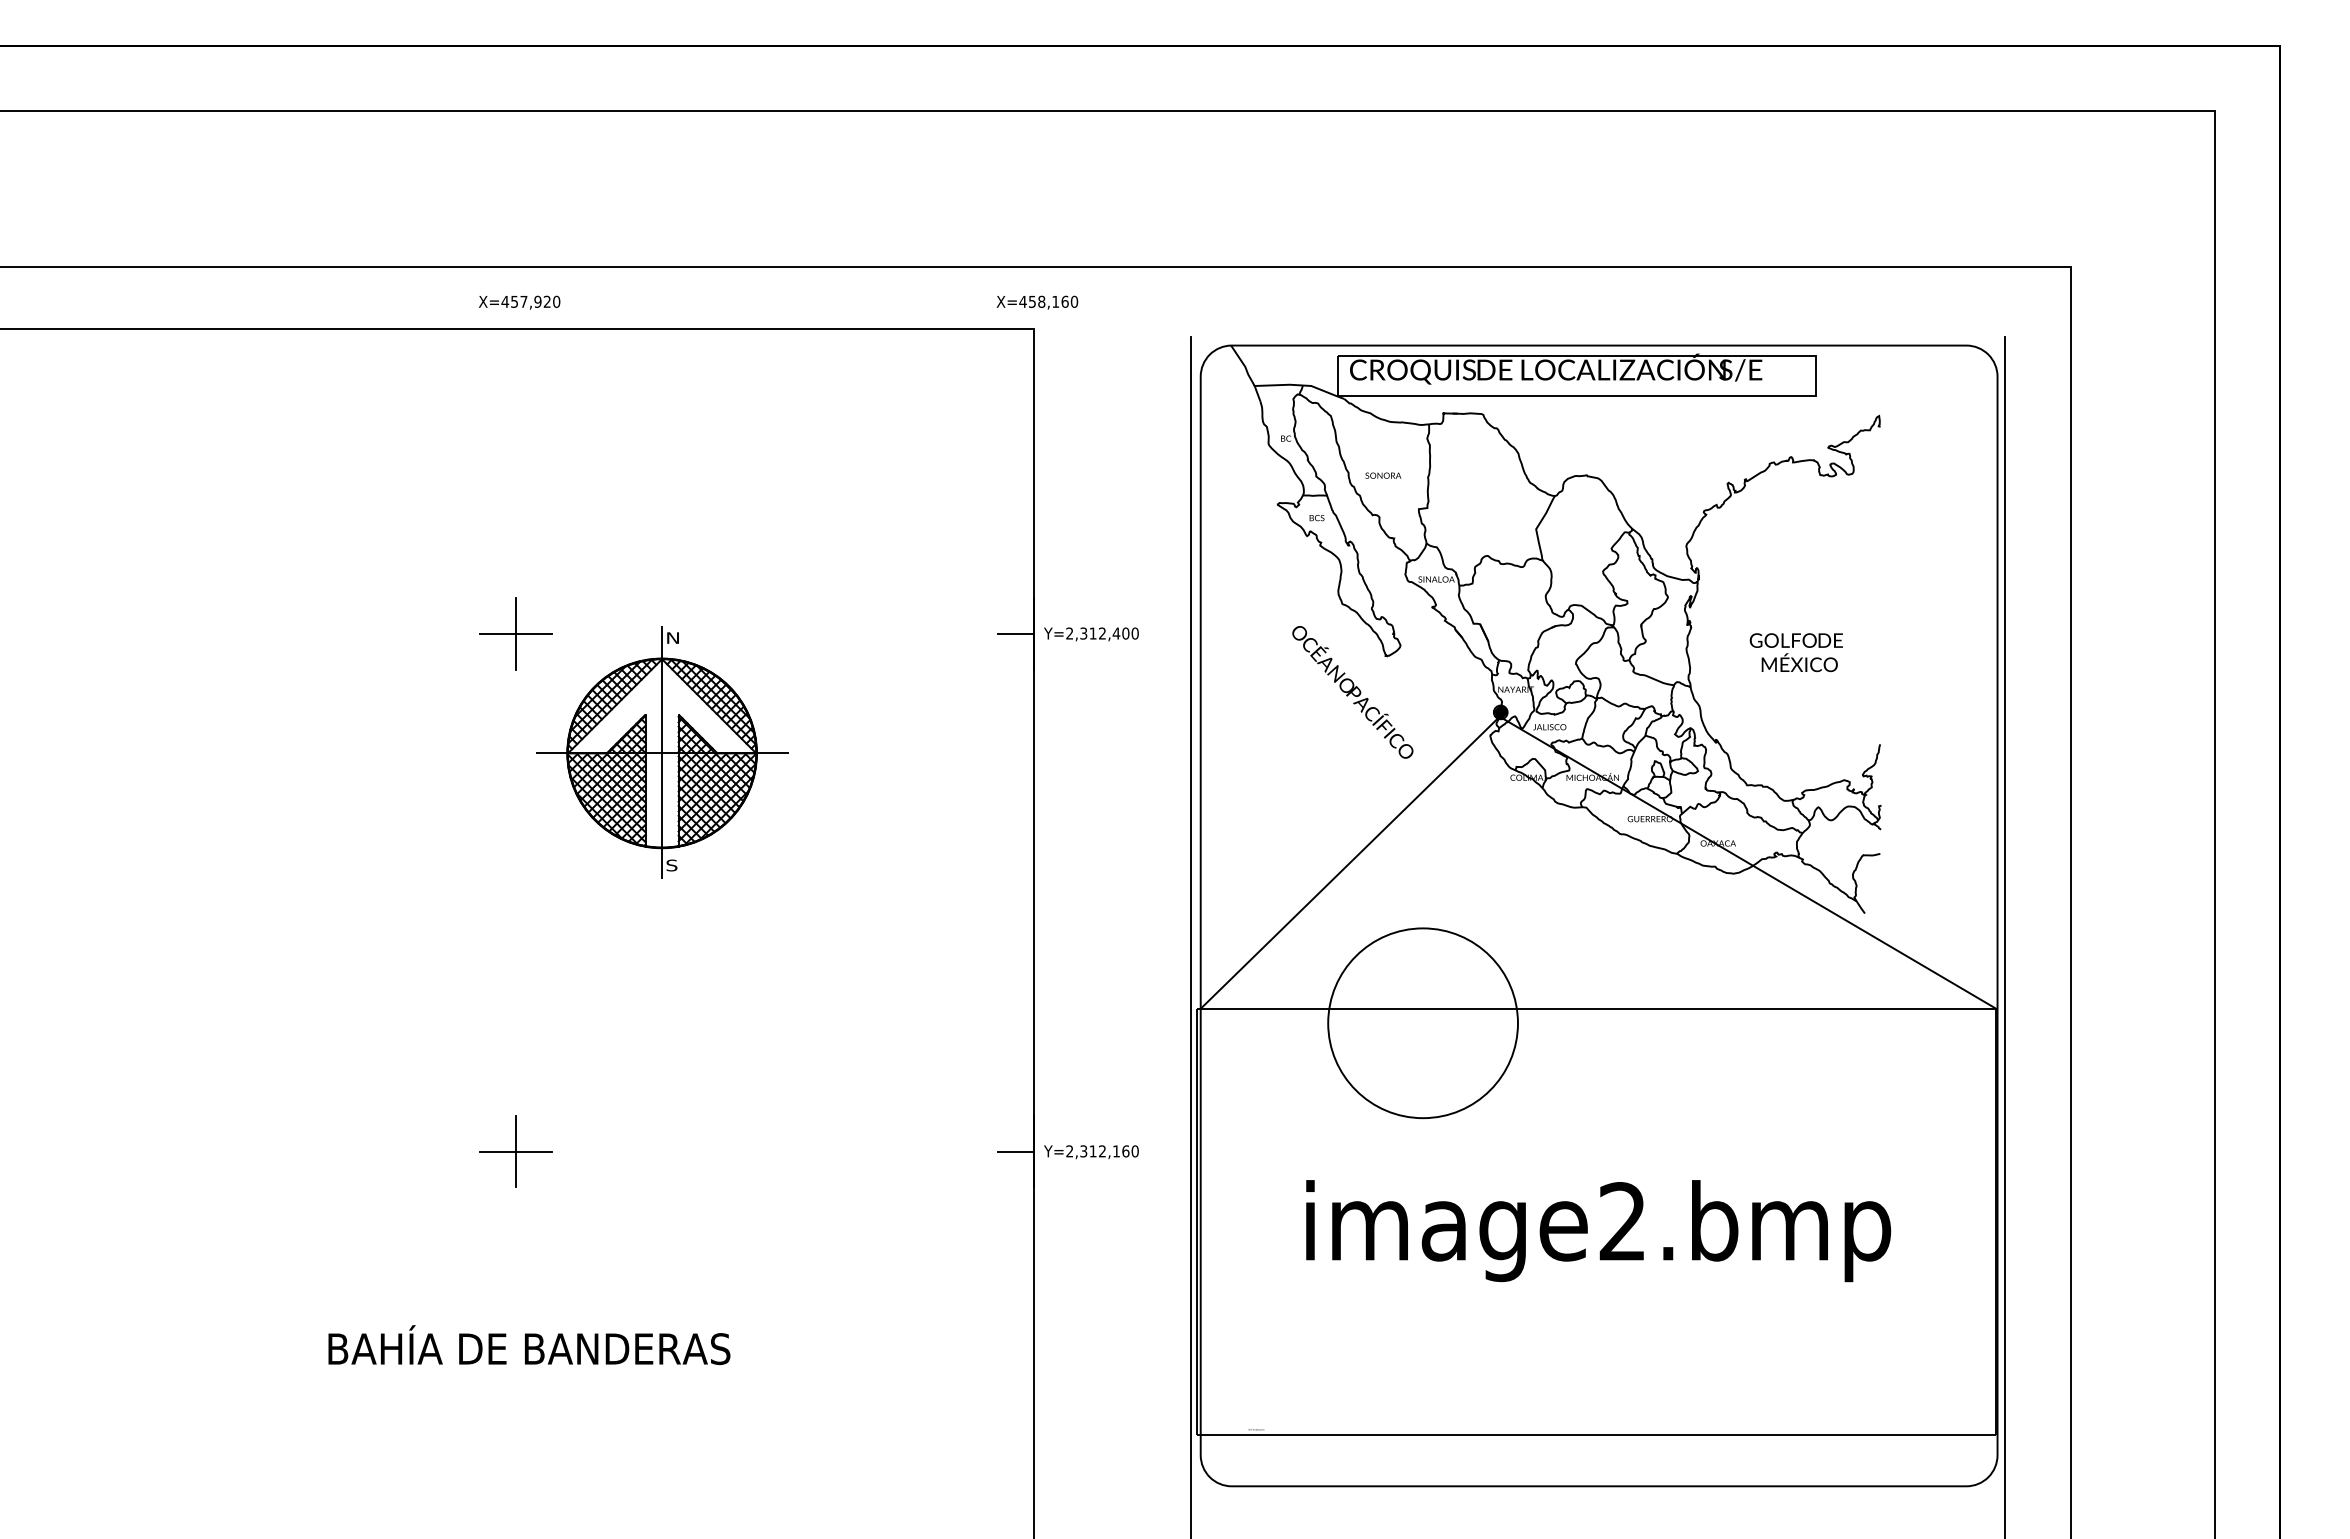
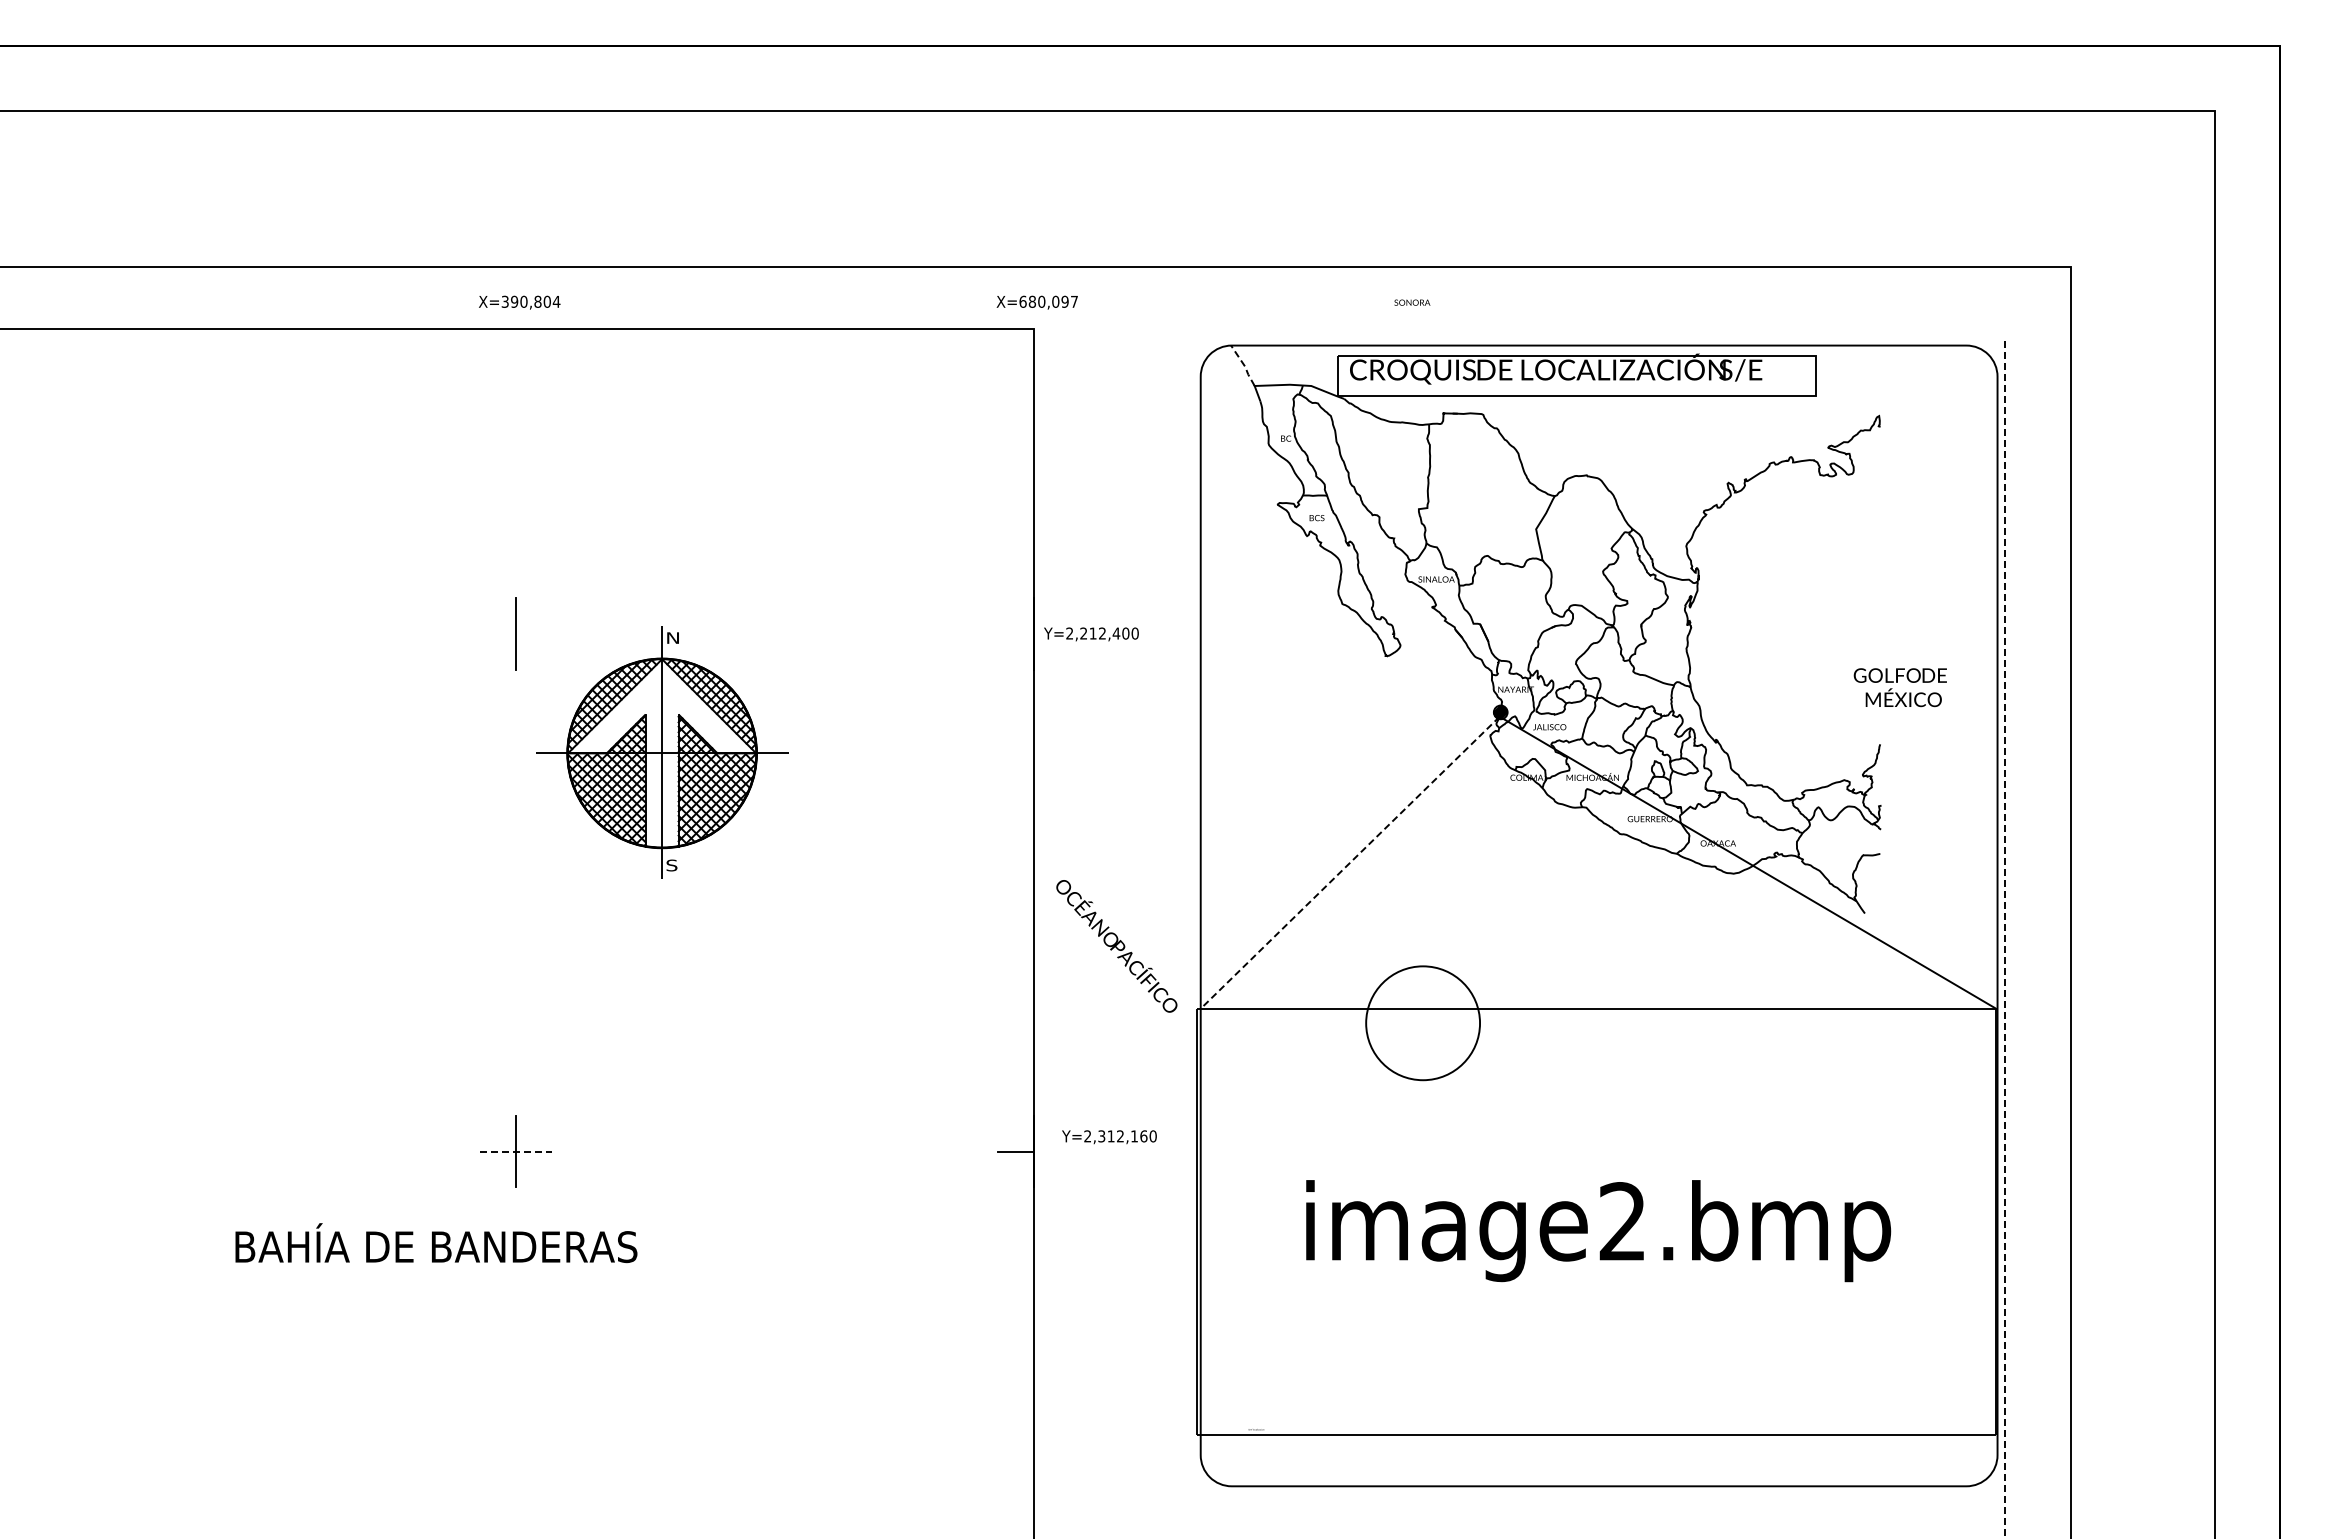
text: X=457,920 -> X=390,804 (530, 301)
text: X=458,160 -> X=680,097 (1048, 301)
line: solid -> dashed (1244, 366)
text position: (1383, 475) -> (1412, 302) (1412, 302)
line: present -> none (515, 633)
line: present -> none (1015, 633)
text: Y=2,312,400 -> Y=2,212,400 (1083, 633)
text position: (1795, 652) -> (1899, 687) (1899, 687)
text position: (1352, 692) -> (1116, 946) (1116, 946)
line: solid -> dashed (1350, 862)
line: present -> none (1190, 935)
line: solid -> dashed (2004, 937)
circle diameter: 190 px -> 114 px (1423, 1023)
line: solid -> dashed (516, 1151)
text position: (1091, 1152) -> (1109, 1137) (1109, 1137)
text position: (529, 1345) -> (436, 1243) (436, 1243)
